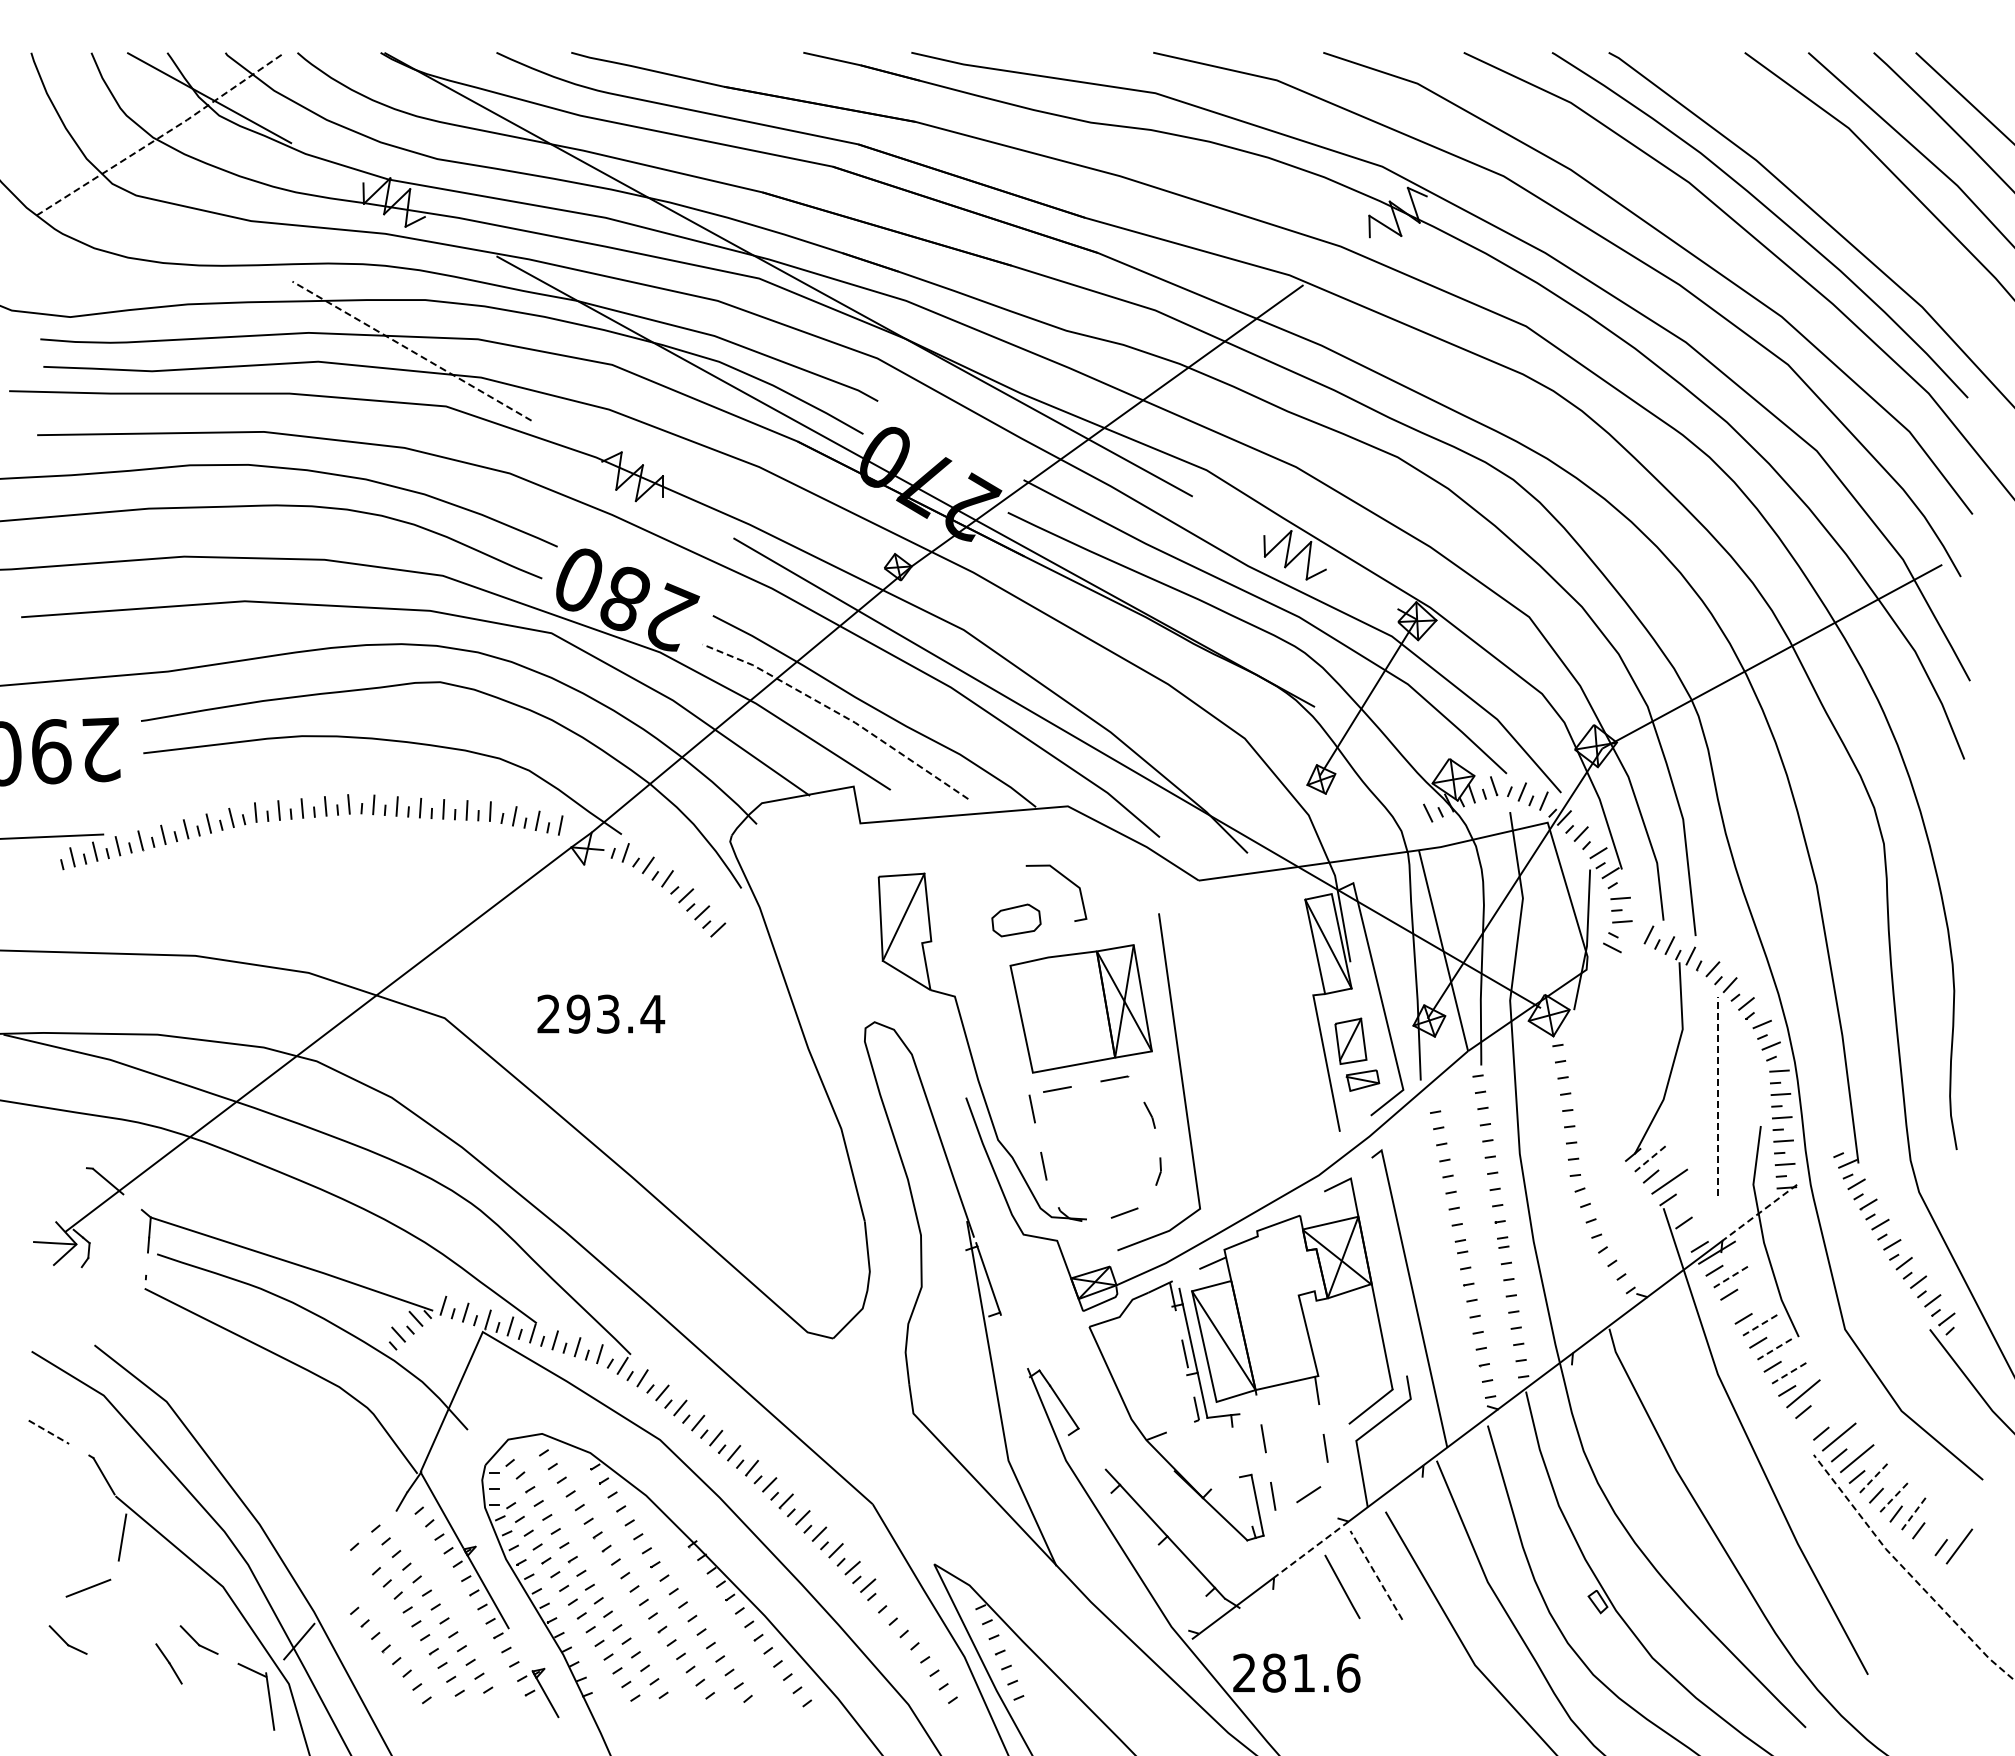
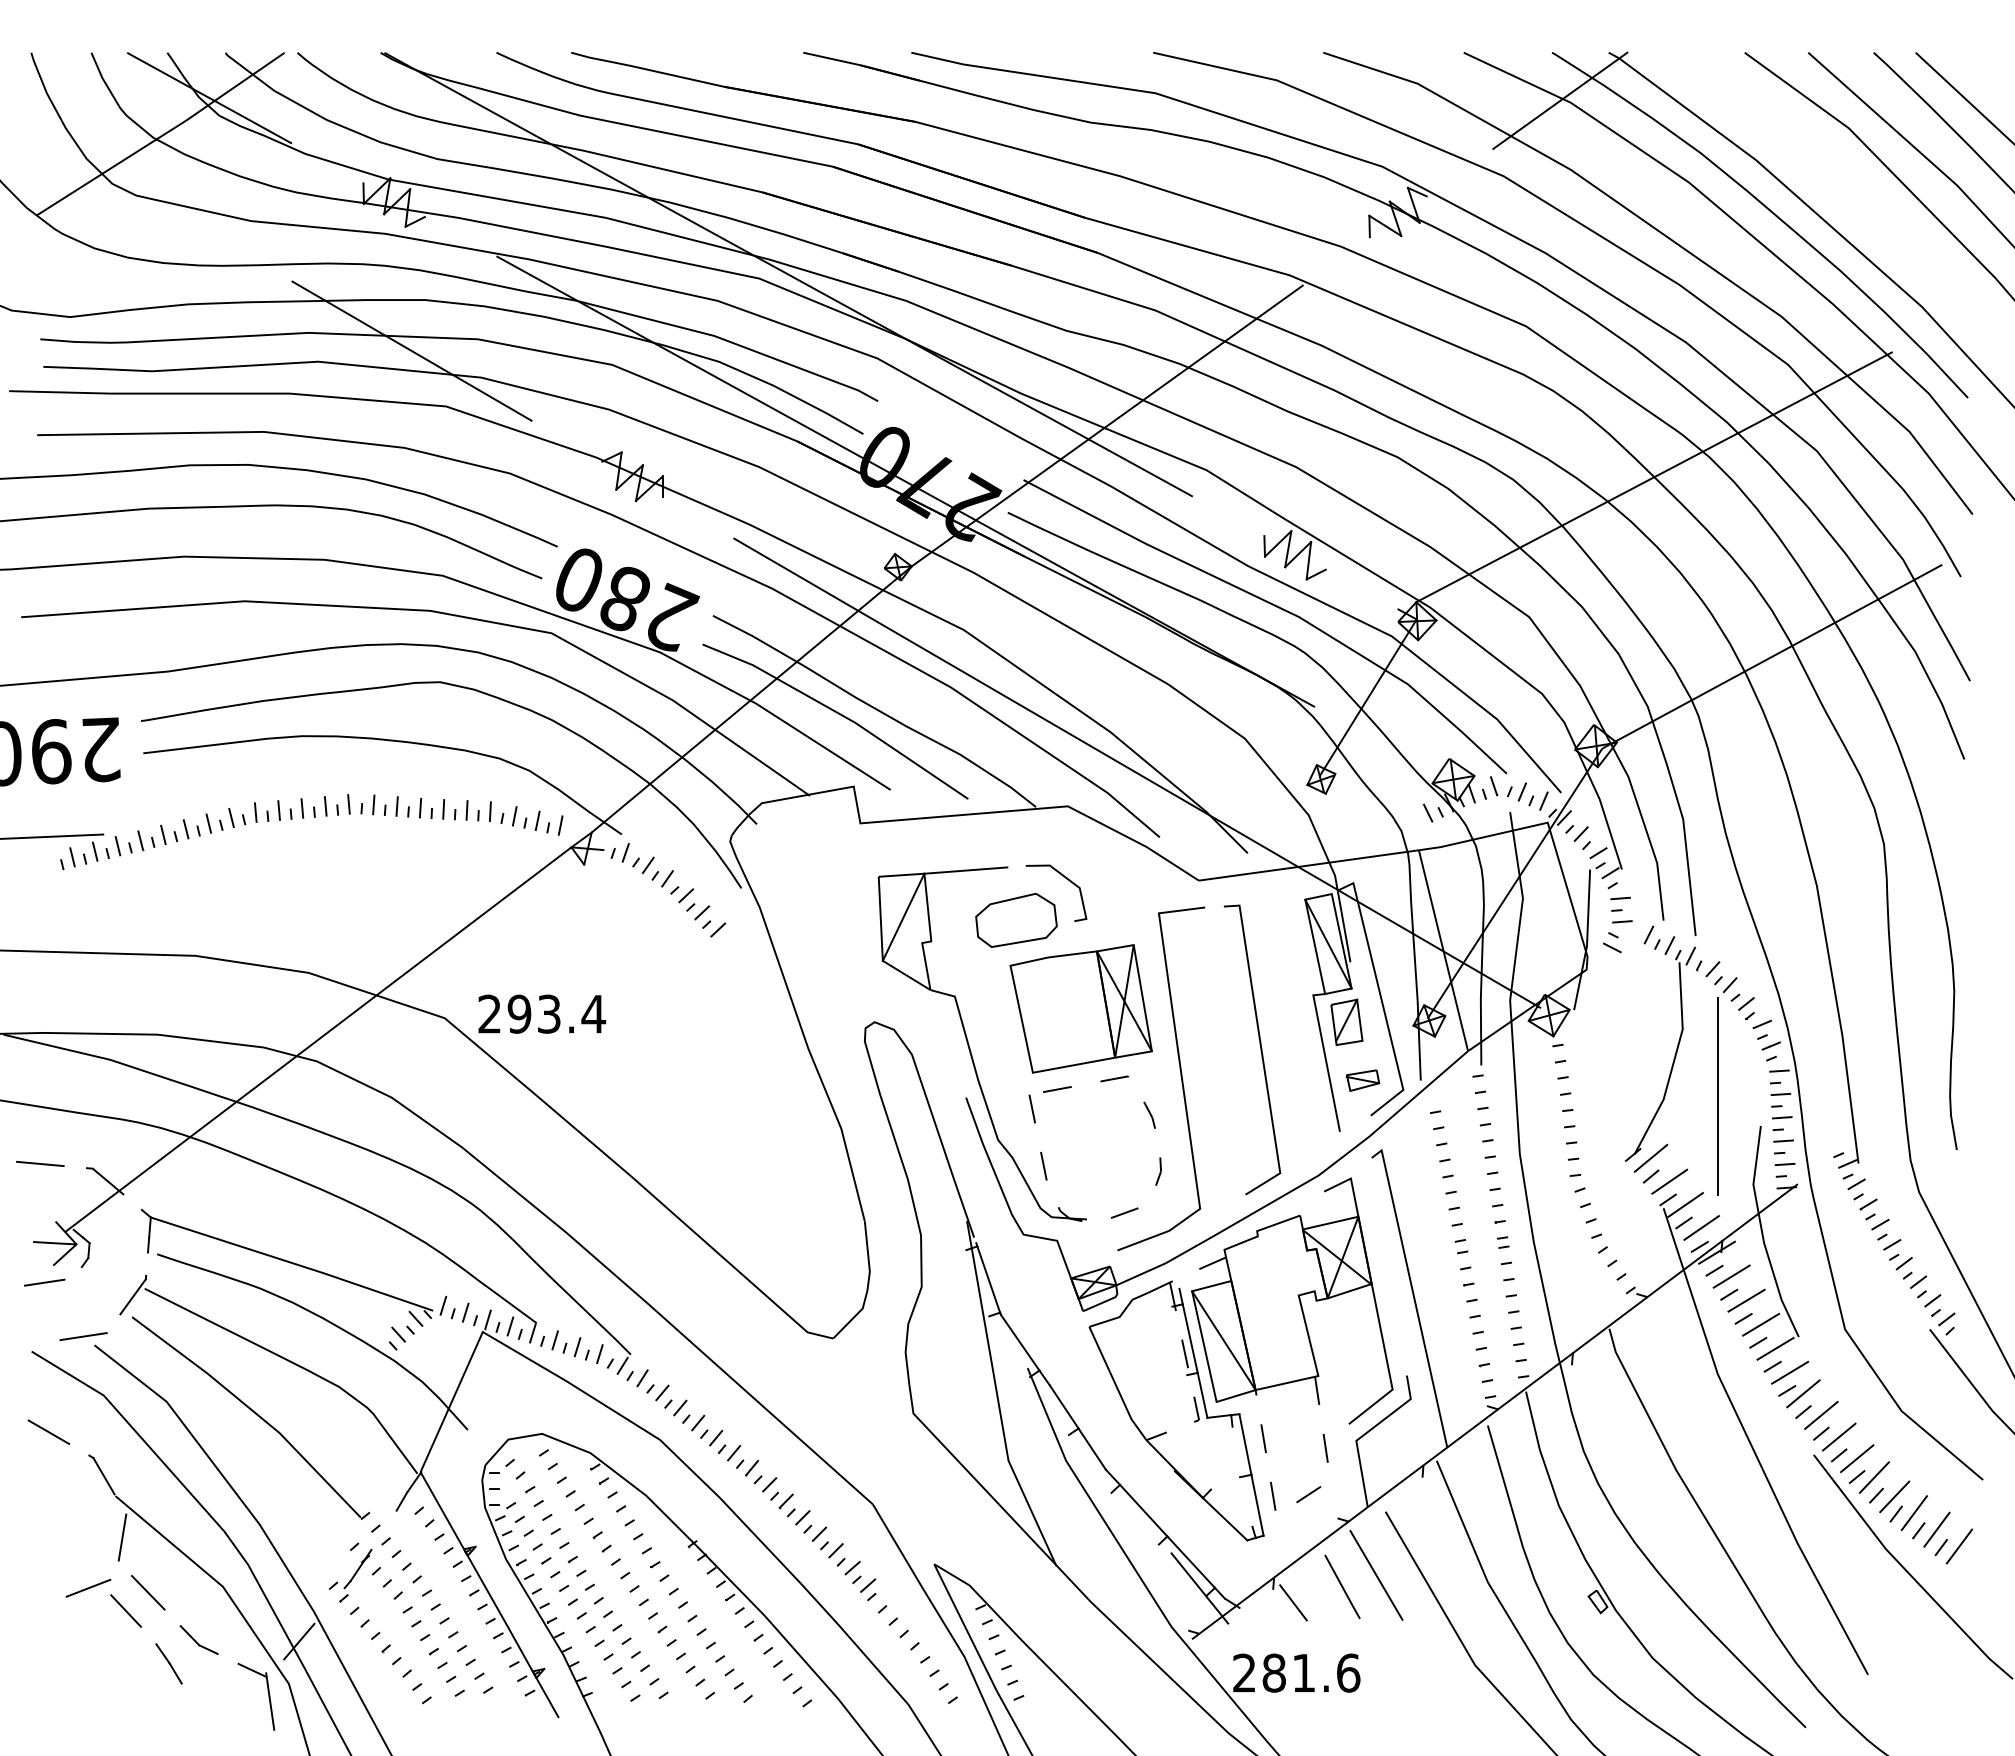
line: none -> present (1560, 100)
line: dashed -> solid (162, 135)
line: dashed -> solid (411, 350)
line: none -> present (1653, 477)
line: dashed -> solid (839, 713)
line: none -> present (965, 870)
line: none -> present (1181, 910)
part size: 51x35 px -> 83x55 px (1016, 920)
text position: (601, 1013) -> (542, 1013) (542, 1013)
part position: (1350, 1040) -> (1346, 1021) (1346, 1021)
line: none -> present (1260, 1049)
line: dashed -> solid (1717, 1095)
line: dashed -> solid (1651, 1158)
line: none -> present (40, 1163)
line: none -> present (1685, 1204)
line: dashed -> solid (1759, 1212)
line: none -> present (1701, 1227)
line: dashed -> solid (1732, 1276)
line: none -> present (44, 1282)
line: none -> present (132, 1296)
line: none -> present (1746, 1300)
line: dashed -> solid (1761, 1324)
line: none -> present (83, 1336)
line: none -> present (1019, 1342)
line: dashed -> solid (1775, 1348)
line: dashed -> solid (1790, 1372)
line: none -> present (1821, 1414)
part: none -> present (250, 1417)
line: dashed -> solid (49, 1432)
line: none -> present (1245, 1444)
line: none -> present (1091, 1448)
line: dashed -> solid (1874, 1477)
line: dashed -> solid (1895, 1496)
line: dashed -> solid (1914, 1512)
line: none -> present (1936, 1529)
line: dashed -> solid (1312, 1549)
line: dashed -> solid (1907, 1572)
line: dashed -> solid (1376, 1574)
part: none -> present (350, 1575)
line: none -> present (1199, 1588)
line: none -> present (147, 1592)
line: none -> present (1293, 1602)
line: none -> present (125, 1610)
part: present -> none (67, 1639)
line: none -> present (520, 1649)
